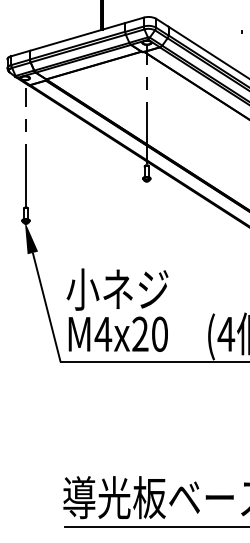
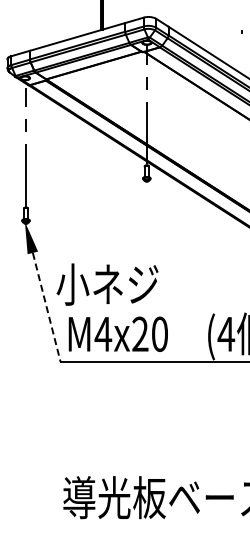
text position: (117, 289) -> (107, 284) (107, 284)
line: solid -> dashed (46, 308)
line: present -> none (155, 526)
